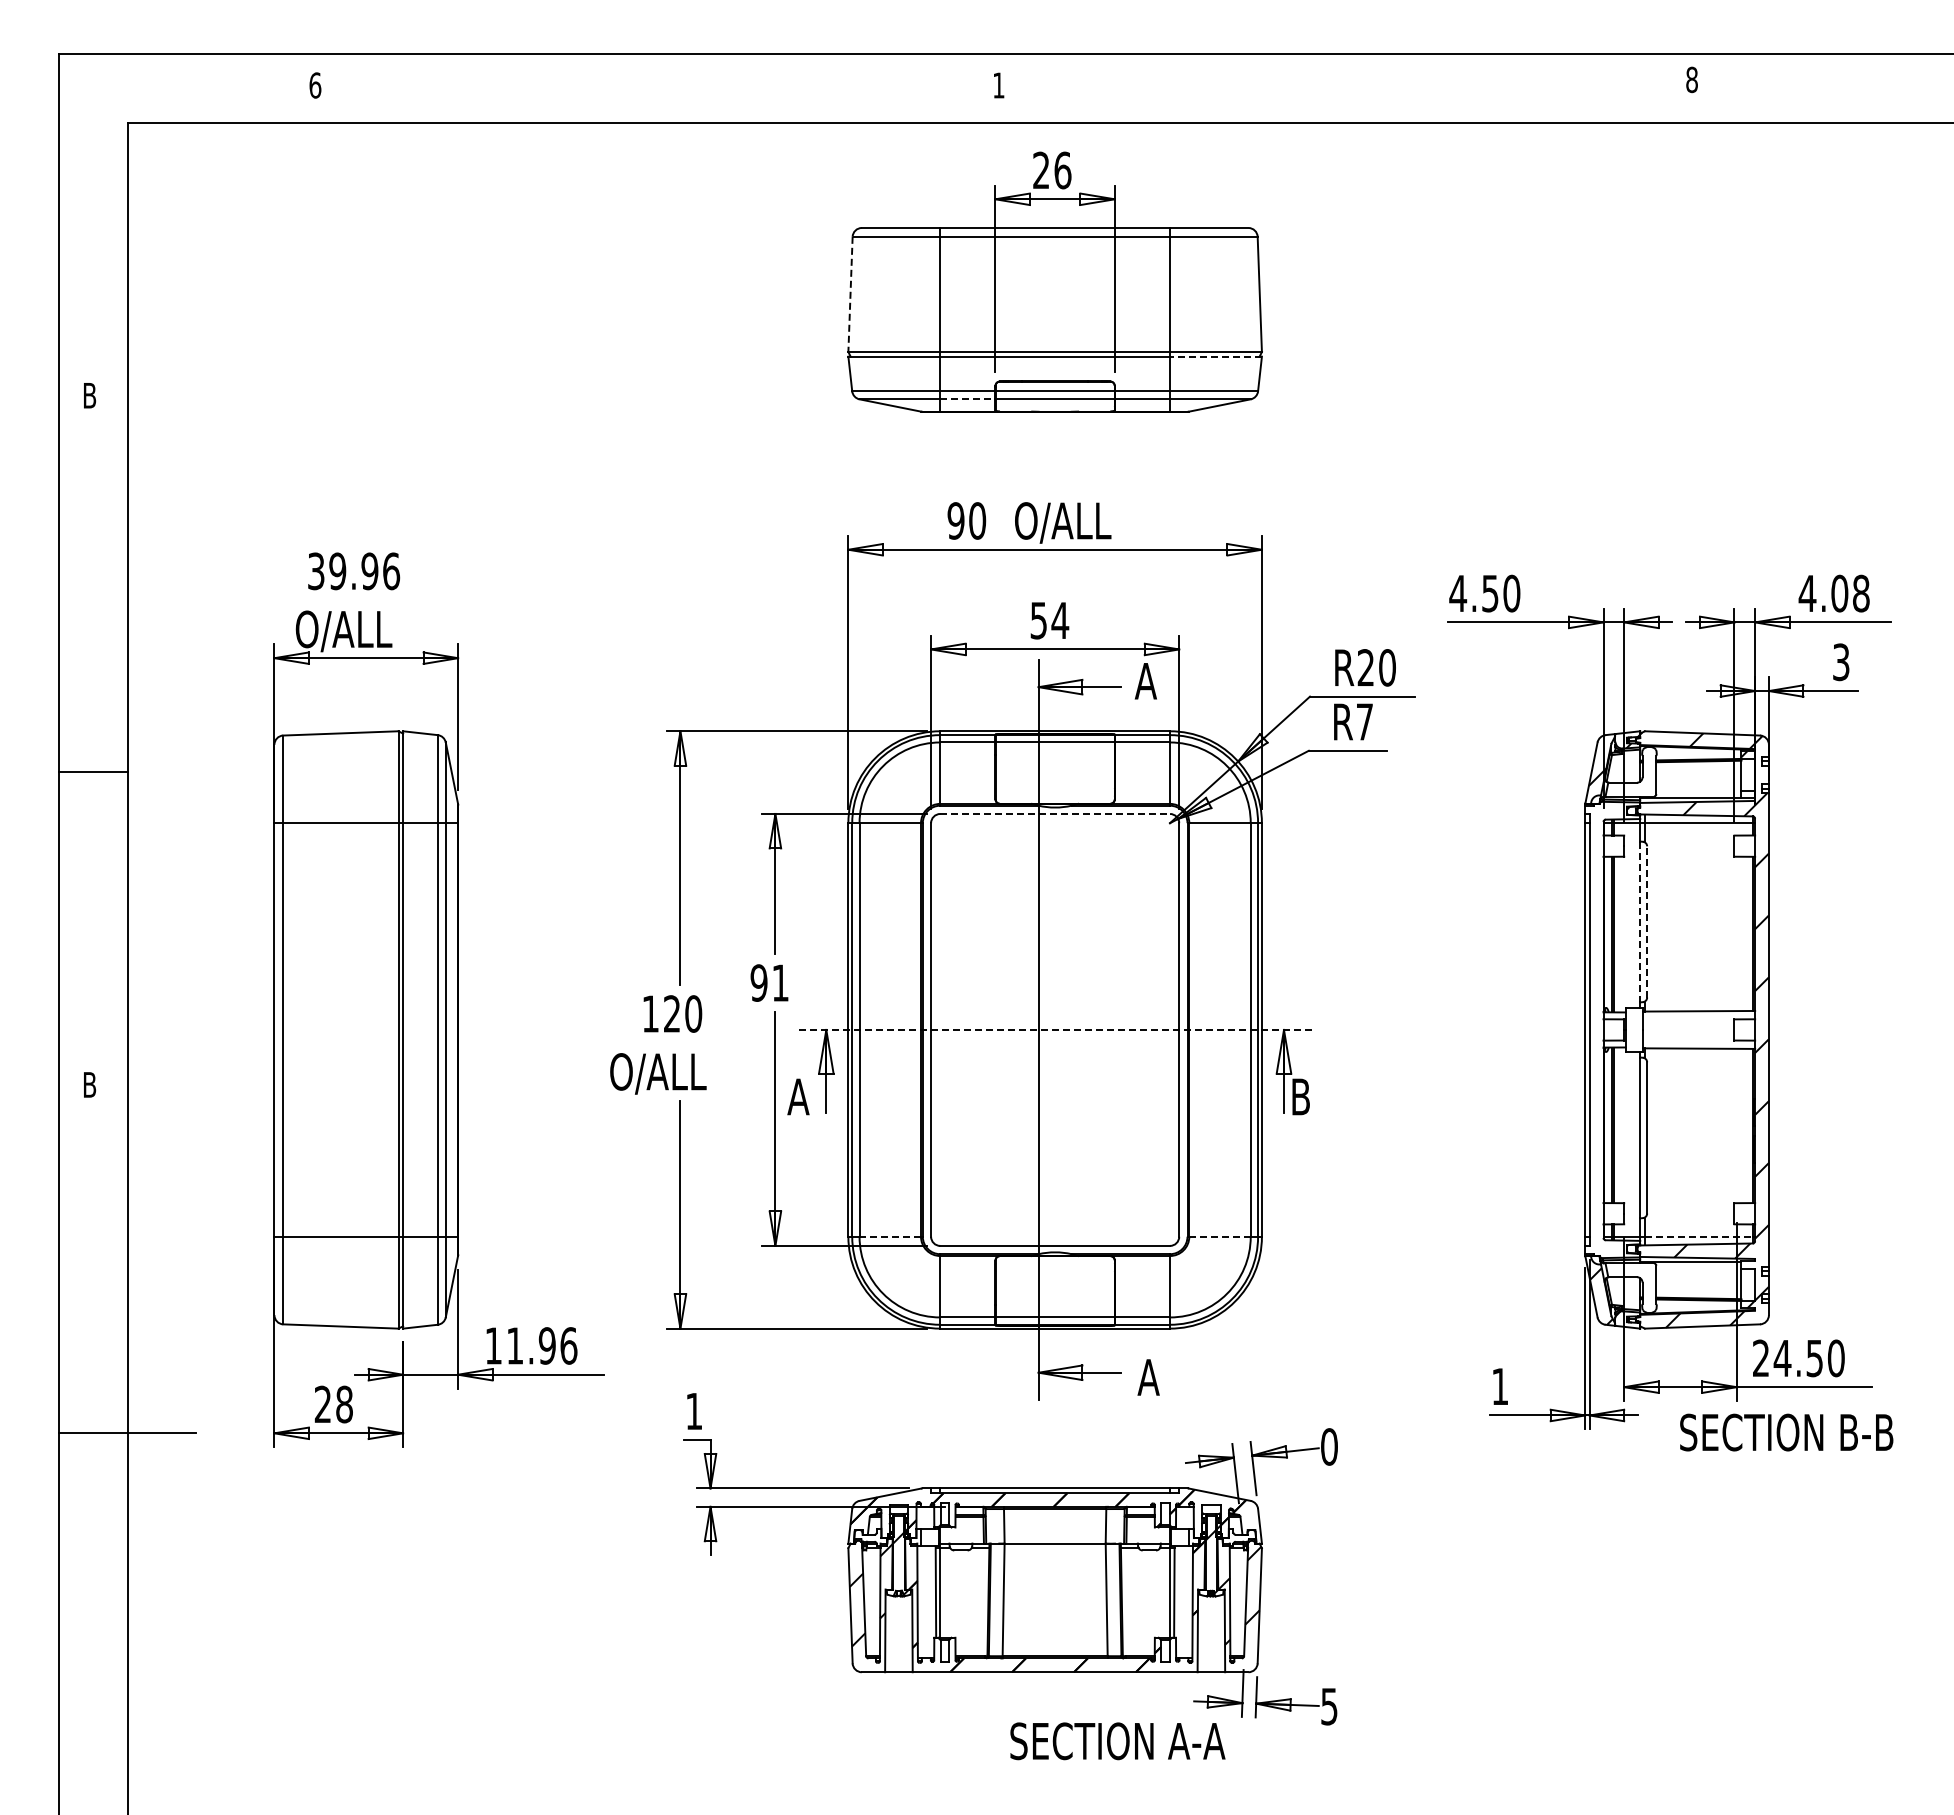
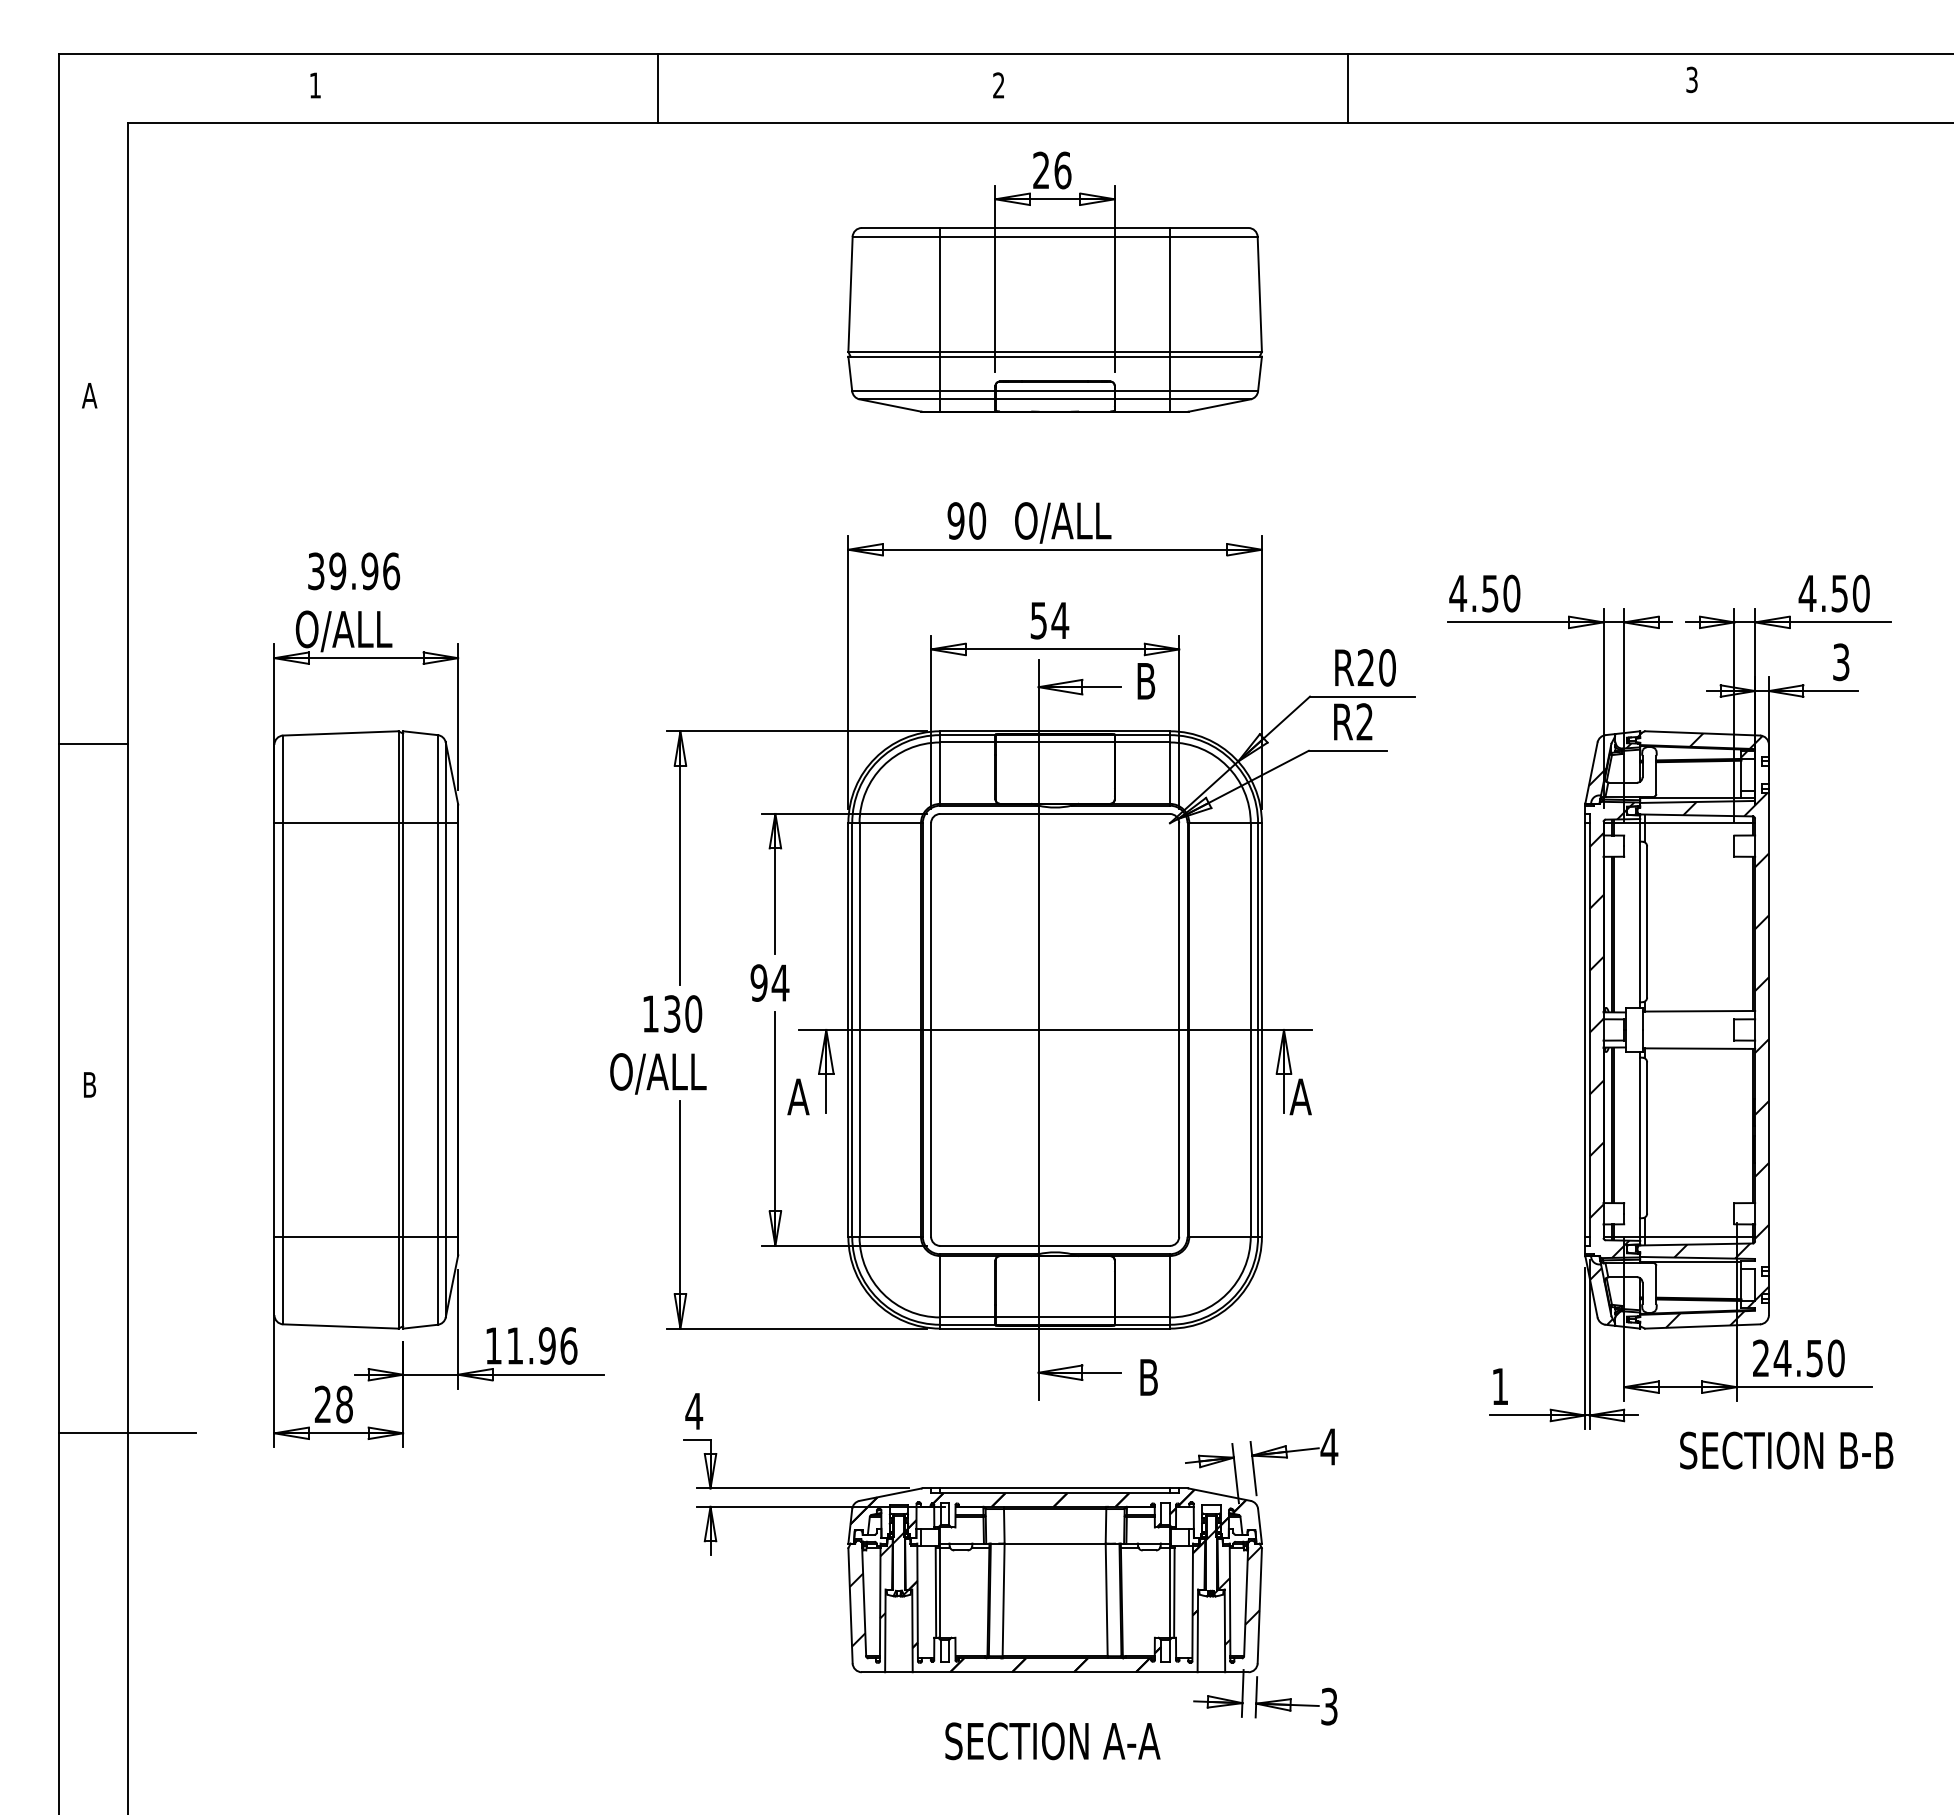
text: 8 -> 3 (1691, 79)
text: 6 -> 1 (315, 85)
text: 1 -> 2 (998, 85)
line: none -> present (658, 88)
line: none -> present (1347, 88)
line: dashed -> solid (850, 294)
line: dashed -> solid (1215, 356)
text: B -> A (89, 395)
line: dashed -> solid (967, 399)
text: 4.08 -> 4.50 (1850, 593)
text: A -> B (1145, 681)
text: R7 -> R2 (1364, 721)
line position: (92, 771) -> (92, 743) (92, 743)
line: dashed -> solid (1055, 813)
line: dashed -> solid (1647, 921)
line: dashed -> solid (1640, 922)
text: 91 -> 94 (780, 982)
text: 120 -> 130 (672, 1013)
line: dashed -> solid (1054, 1029)
hatch: none -> present (1611, 1029)
text: B -> A (1300, 1096)
line: dashed -> solid (890, 1236)
line: dashed -> solid (1220, 1236)
line: dashed -> solid (1699, 1236)
text: A -> B (1148, 1377)
text: 1 -> 4 (694, 1411)
text position: (1786, 1432) -> (1786, 1450) (1786, 1450)
text: 0 -> 4 (1329, 1446)
text: 5 -> 3 (1329, 1705)
text position: (1117, 1741) -> (1052, 1741) (1052, 1741)
